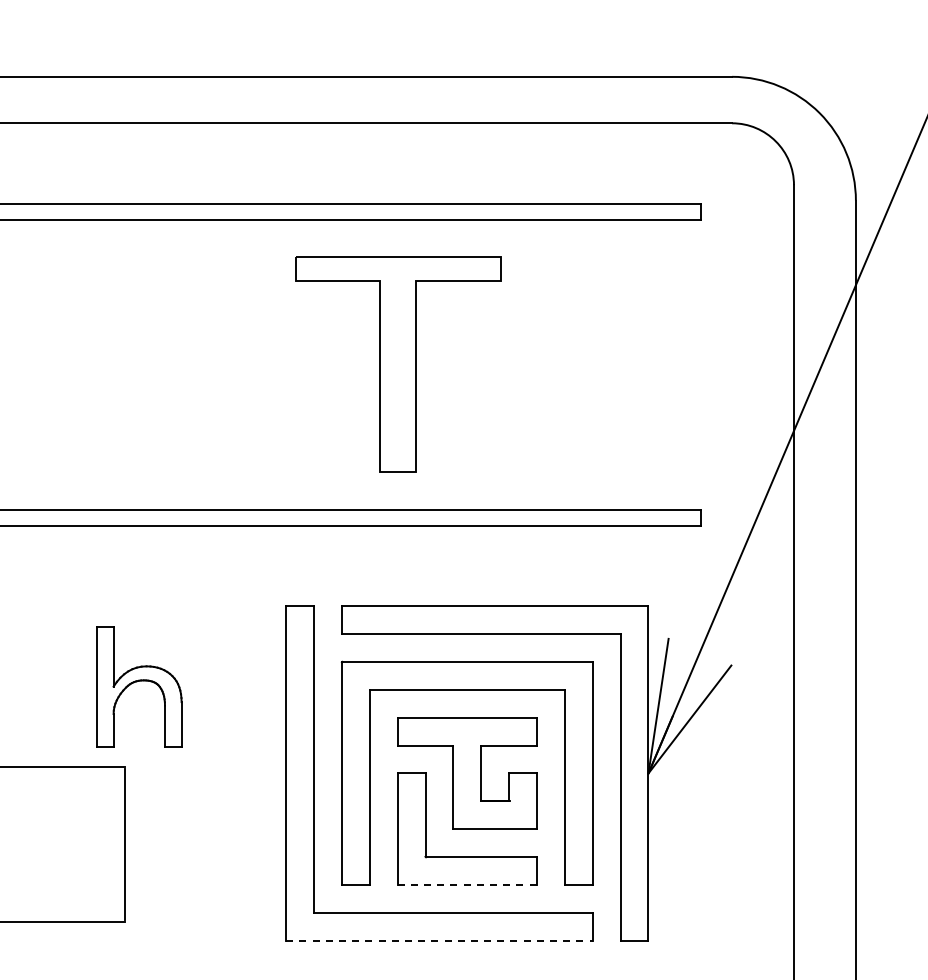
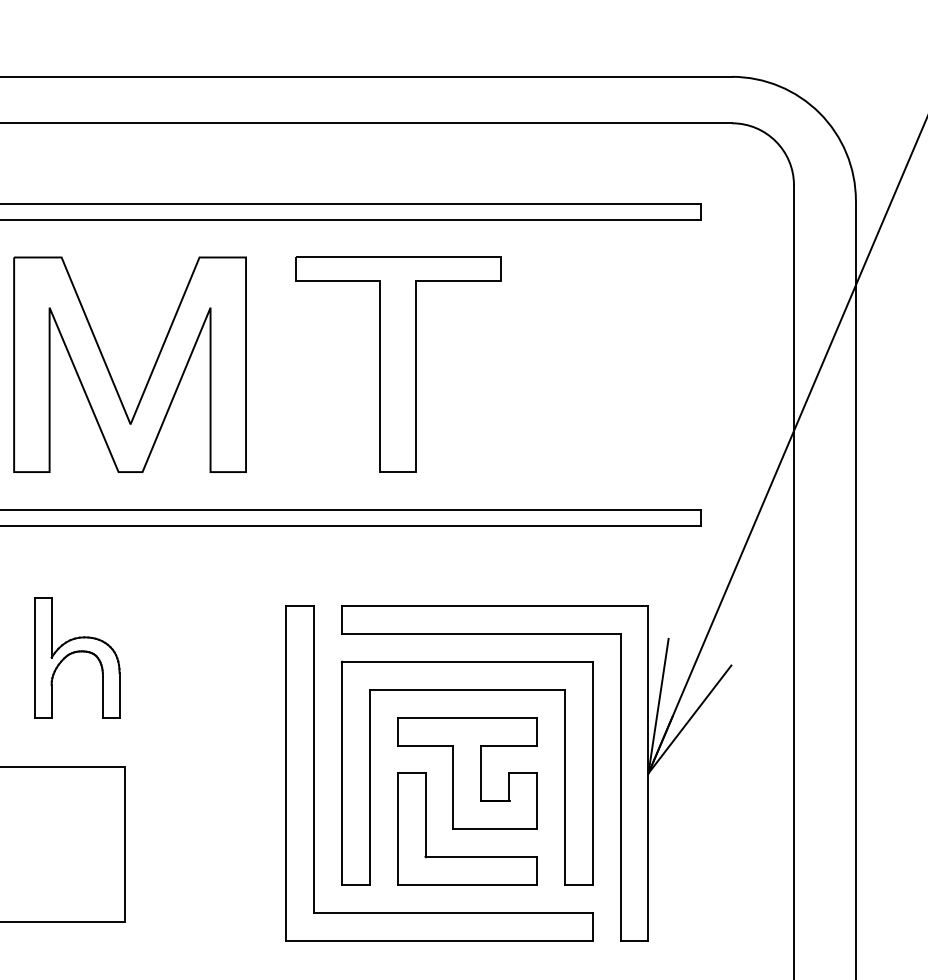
part: none -> present (110, 372)
part position: (139, 686) -> (77, 657) (77, 657)
line: dashed -> solid (467, 884)
line: dashed -> solid (439, 940)
